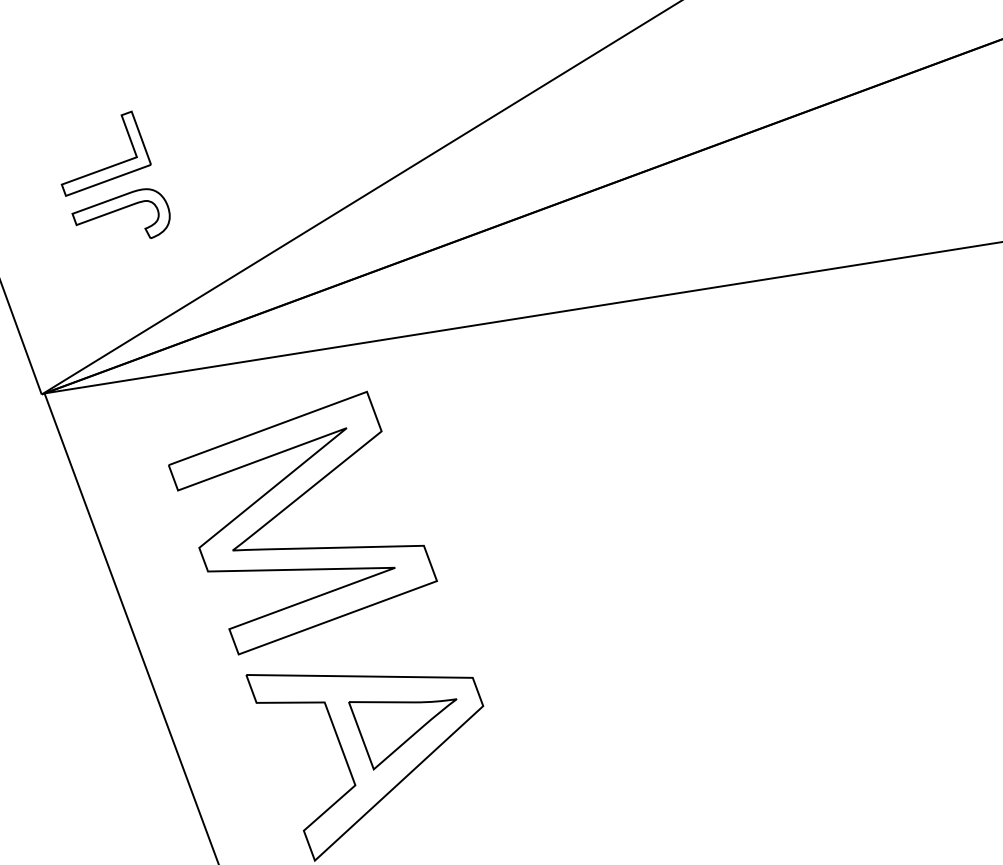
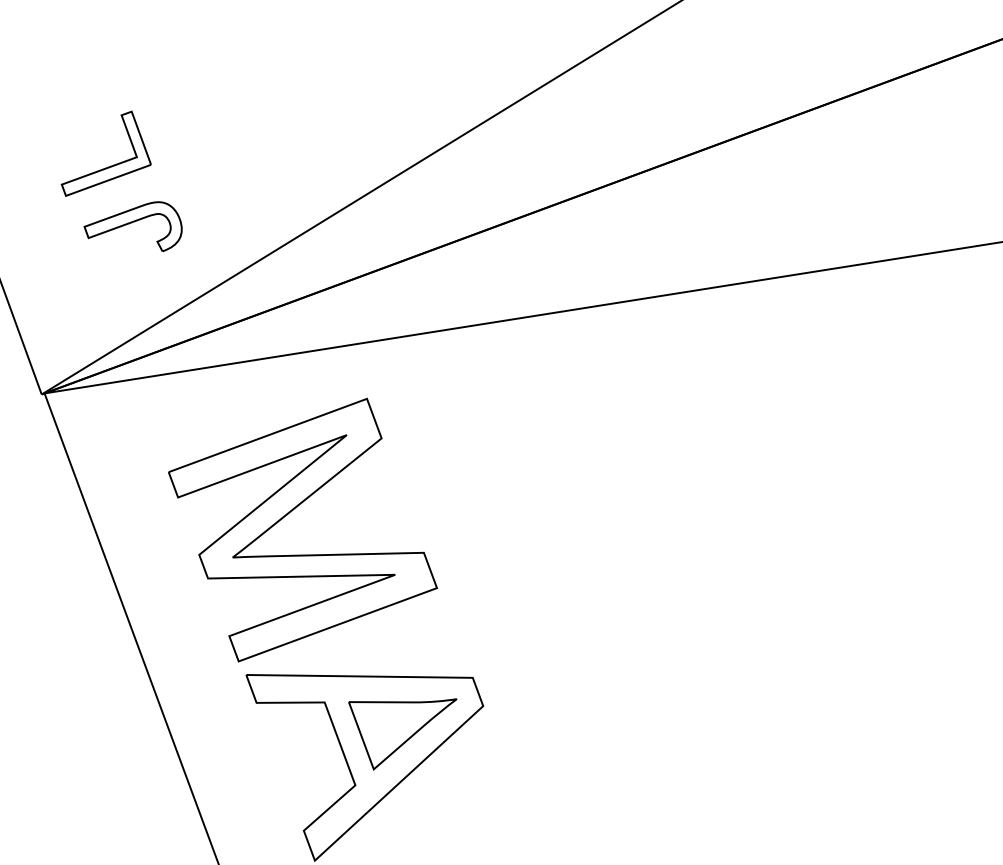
part position: (120, 213) -> (132, 226) (132, 226)
part position: (288, 507) -> (288, 514) (288, 514)
